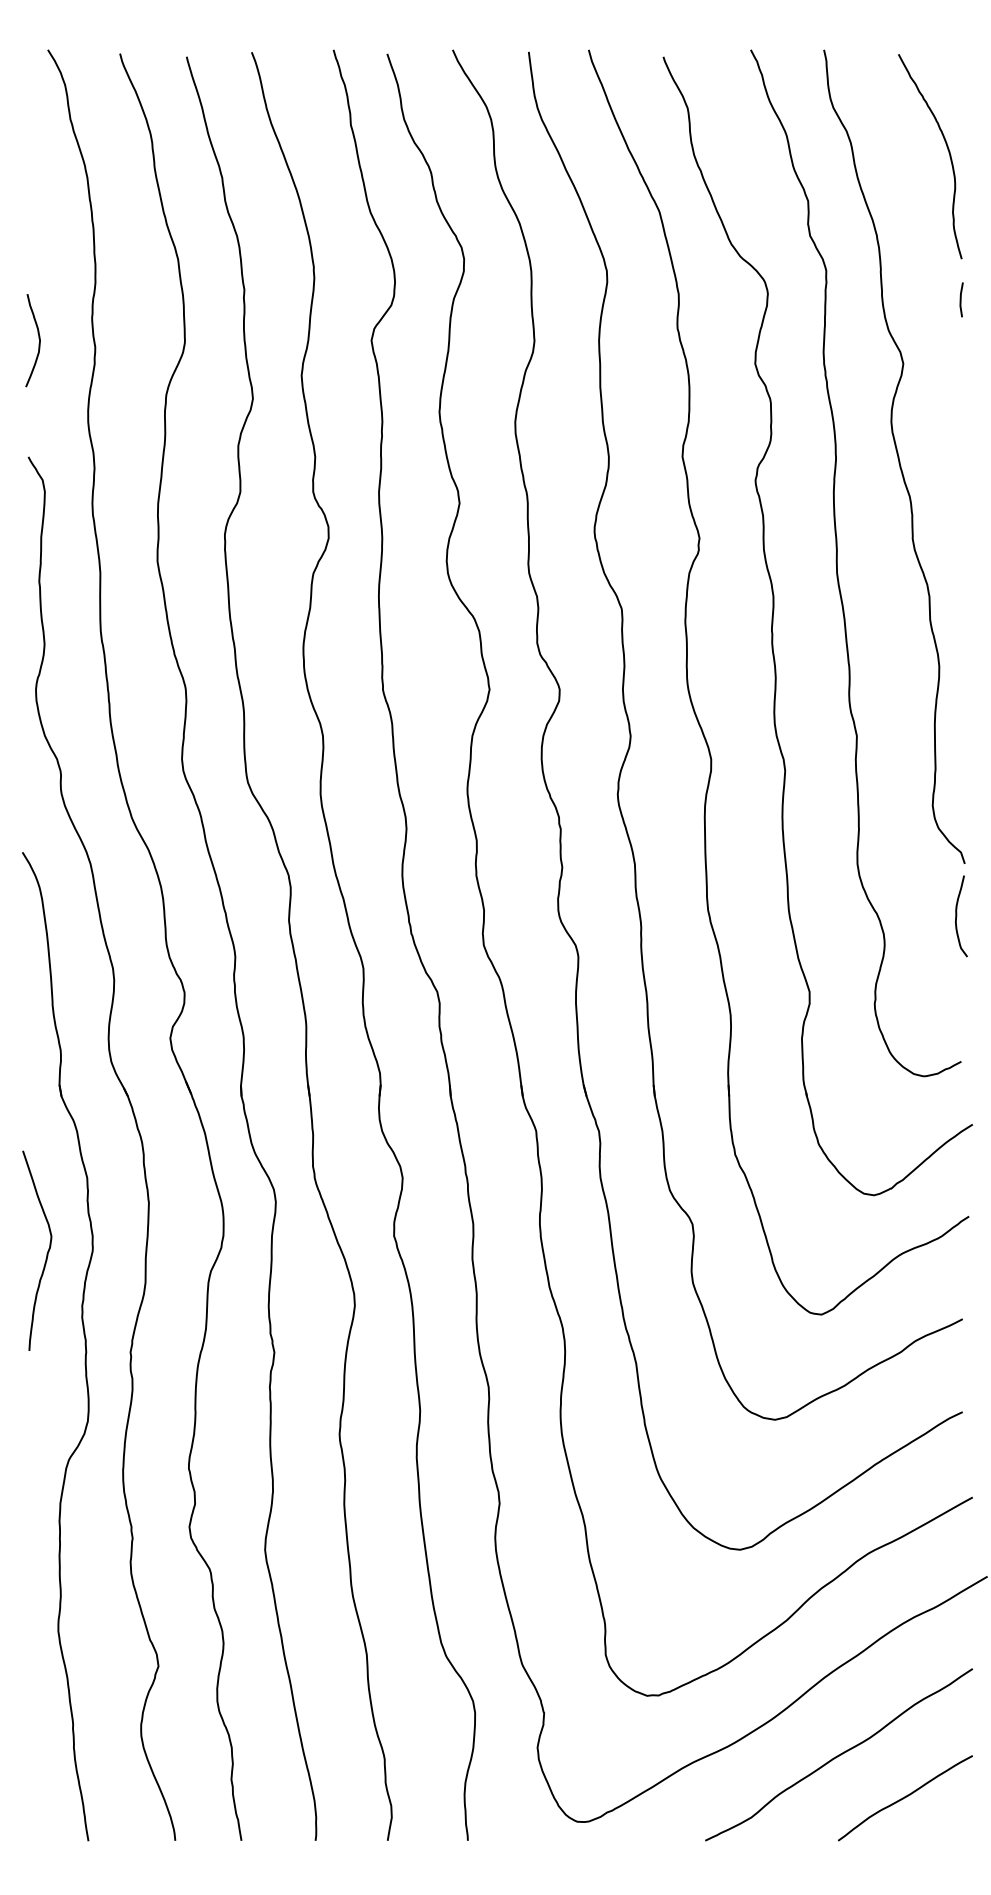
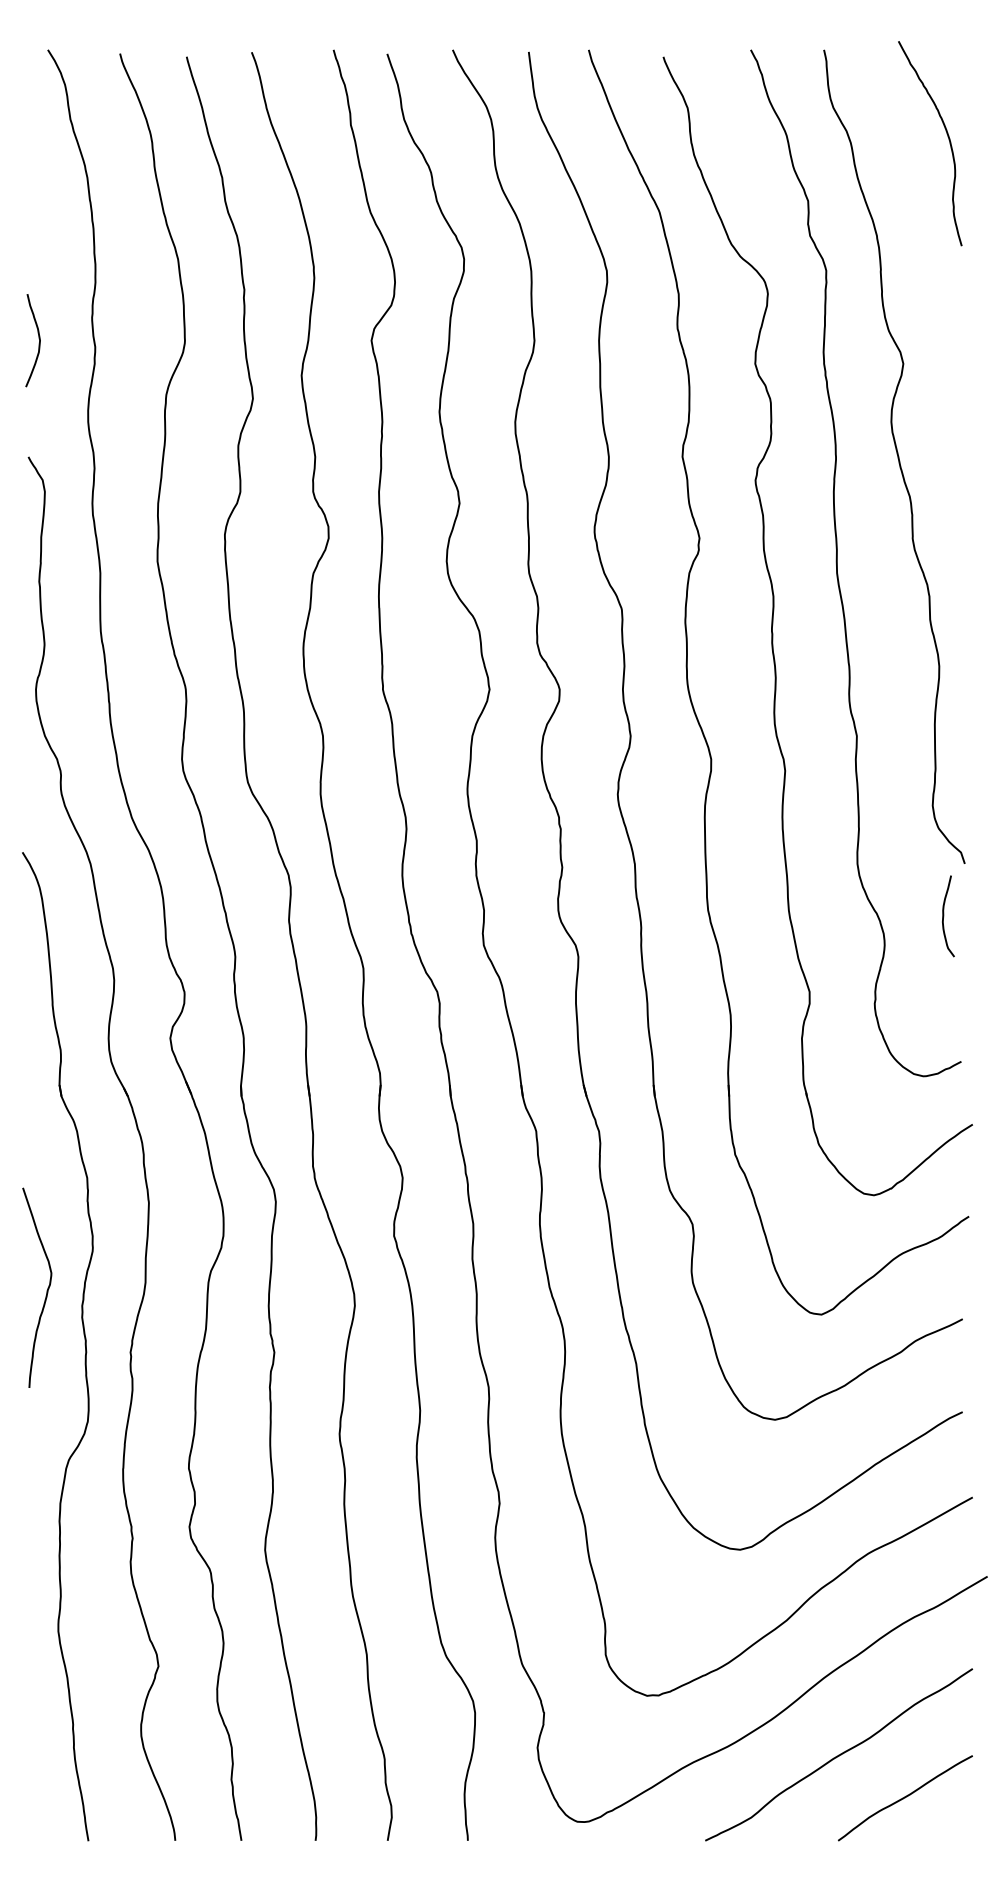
curve position: (948, 153) -> (948, 140) (948, 140)
line: present -> none (961, 299)
curve position: (957, 916) -> (944, 916) (944, 916)
curve position: (46, 1253) -> (46, 1290) (46, 1290)
